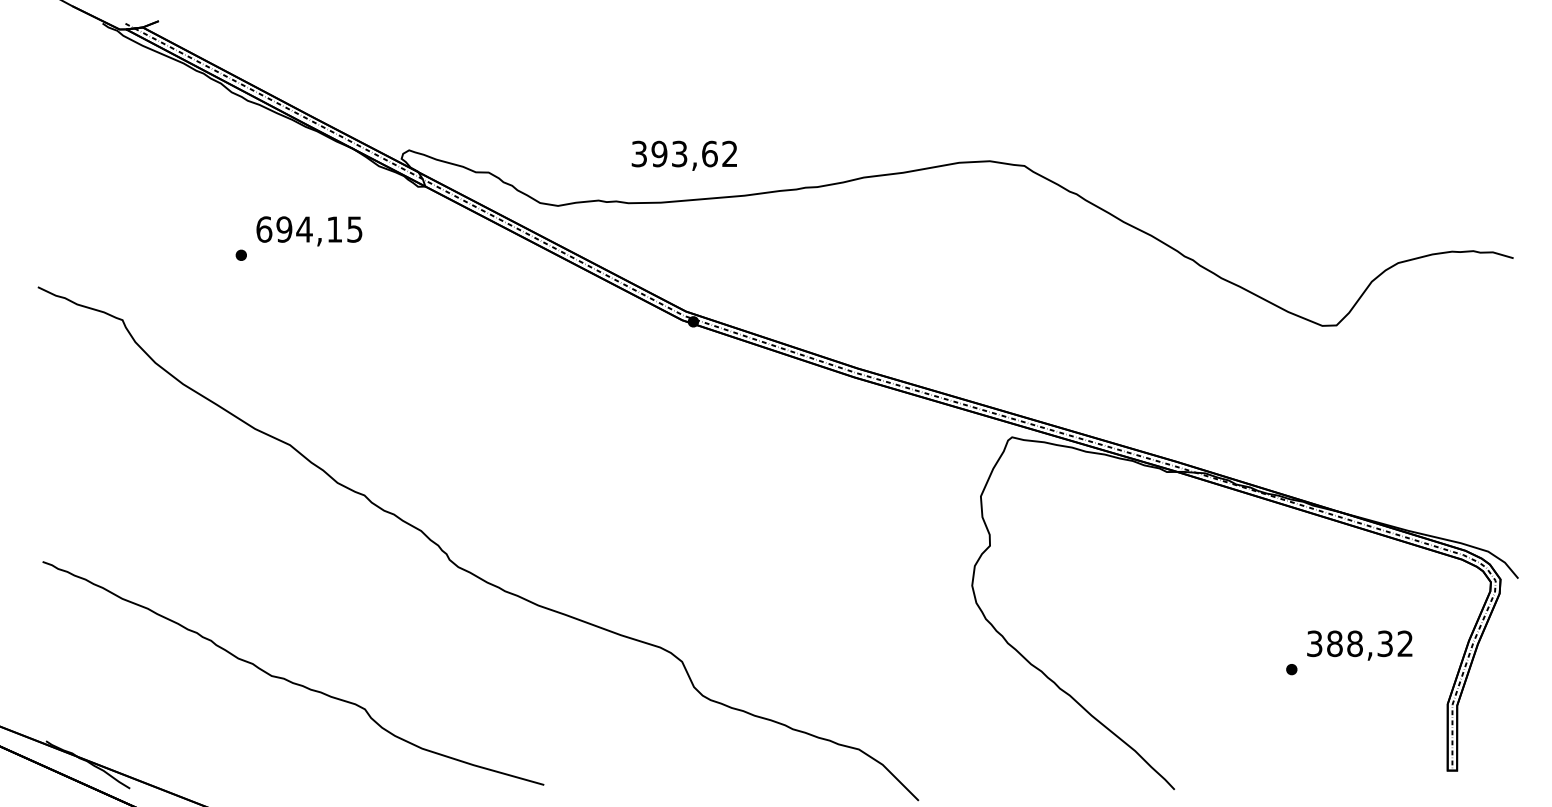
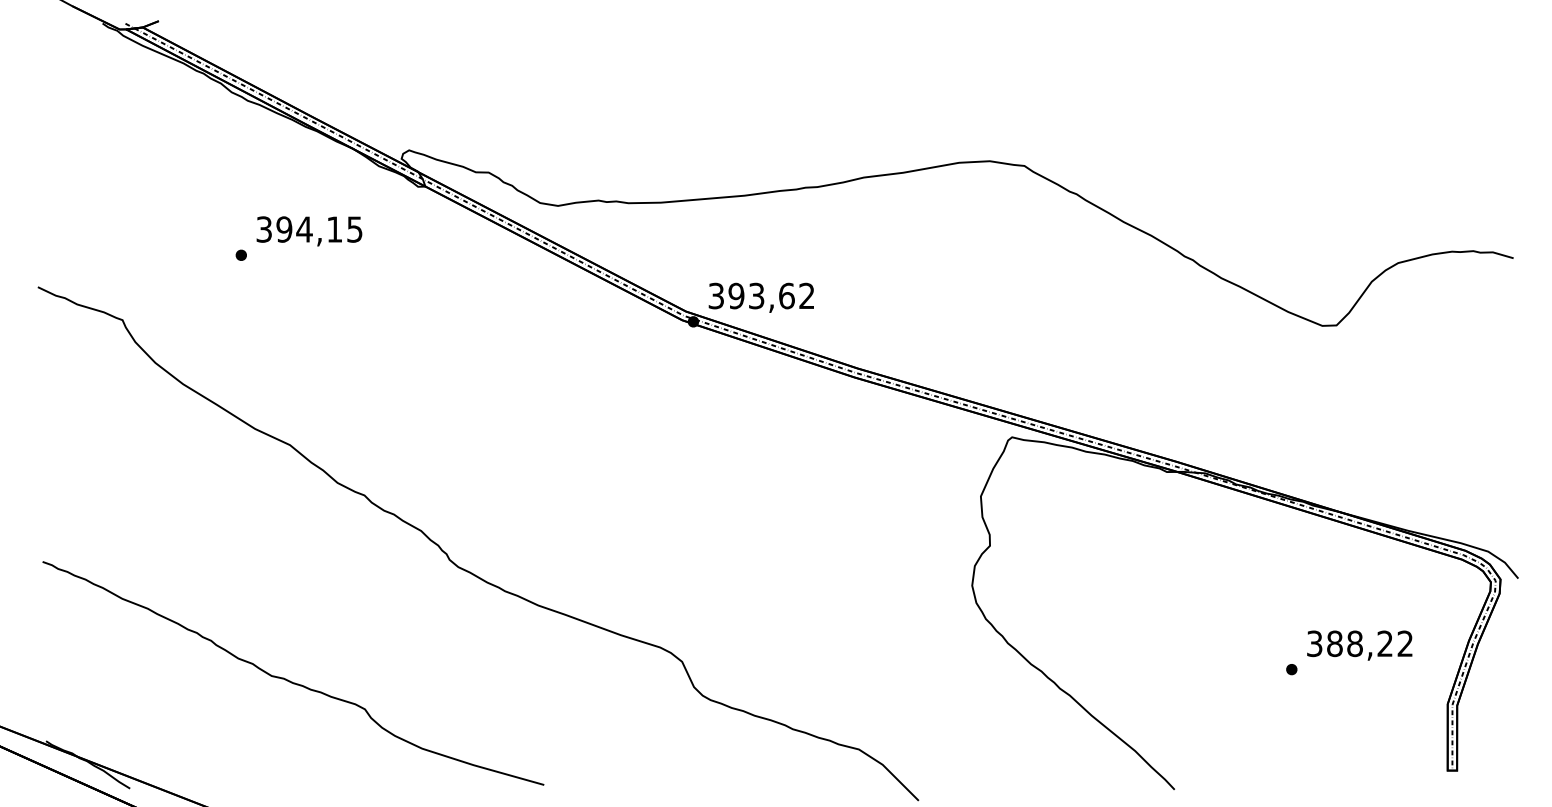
text position: (683, 155) -> (760, 297) (760, 297)
text: 694,15 -> 394,15 (264, 229)
text: 388,32 -> 388,22 (1384, 643)
